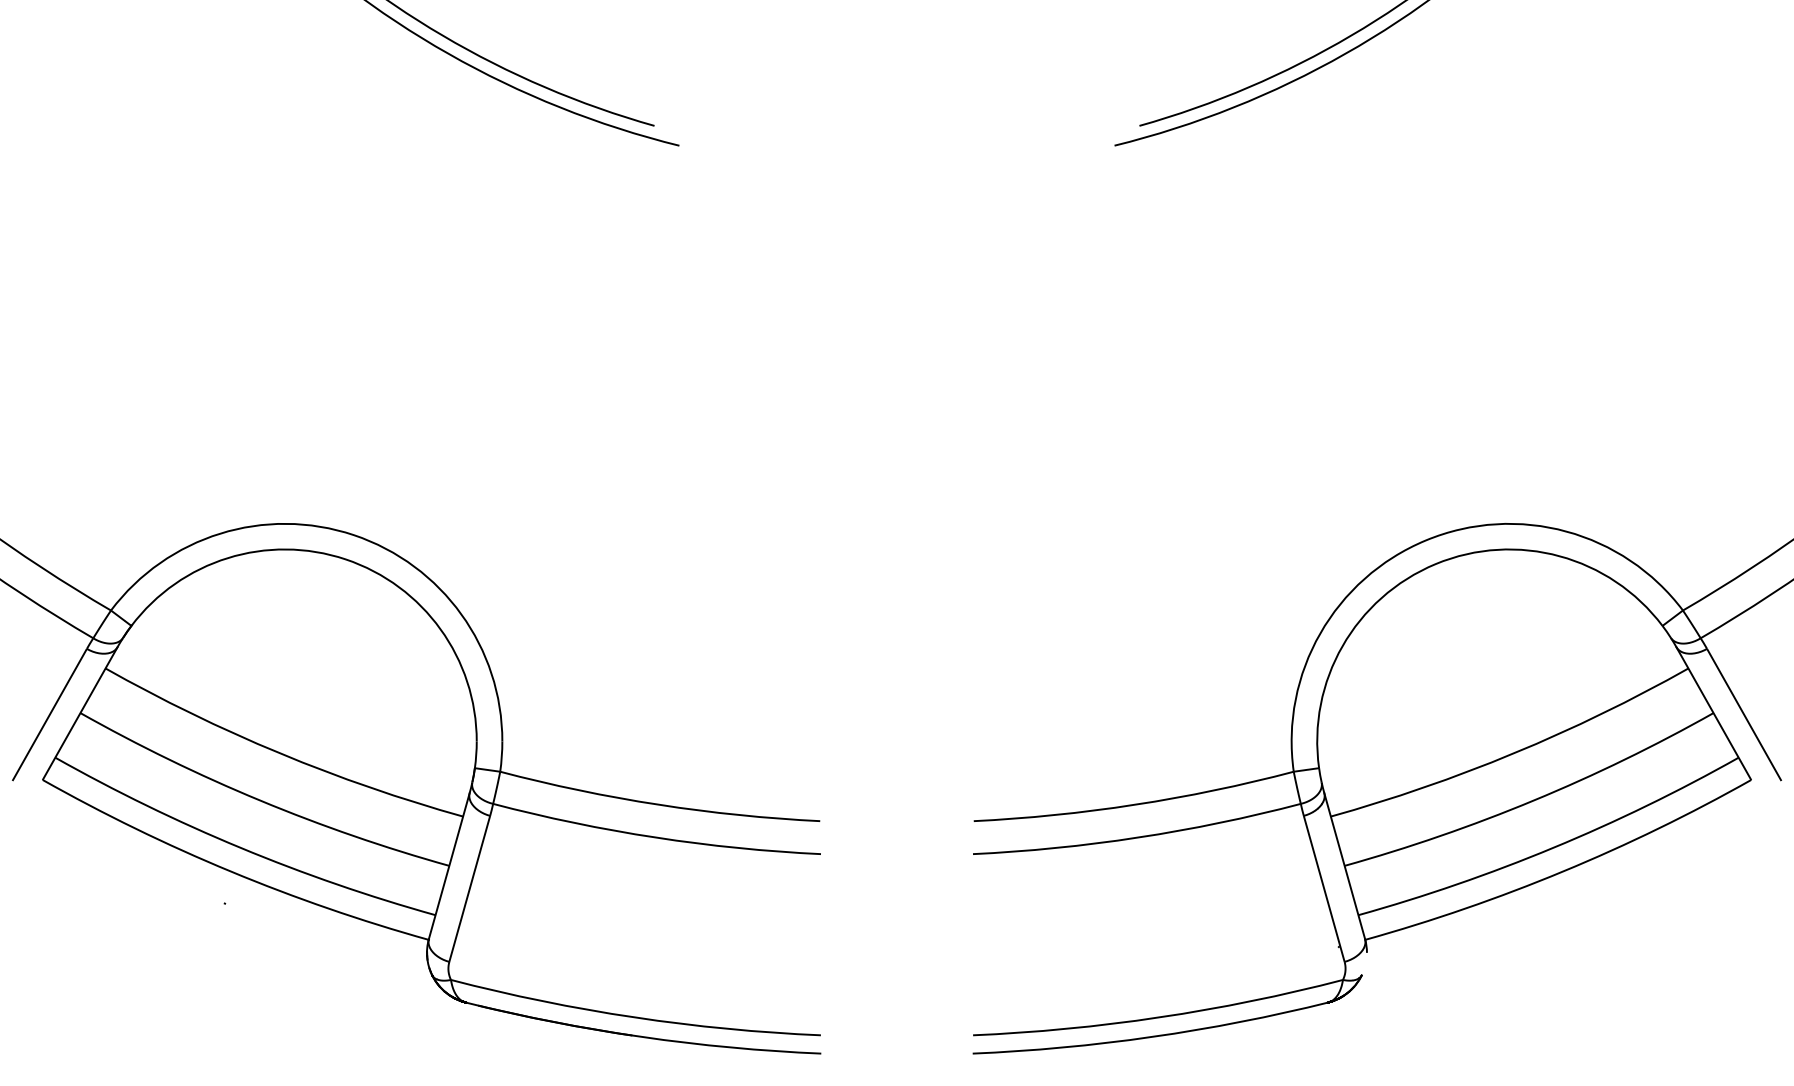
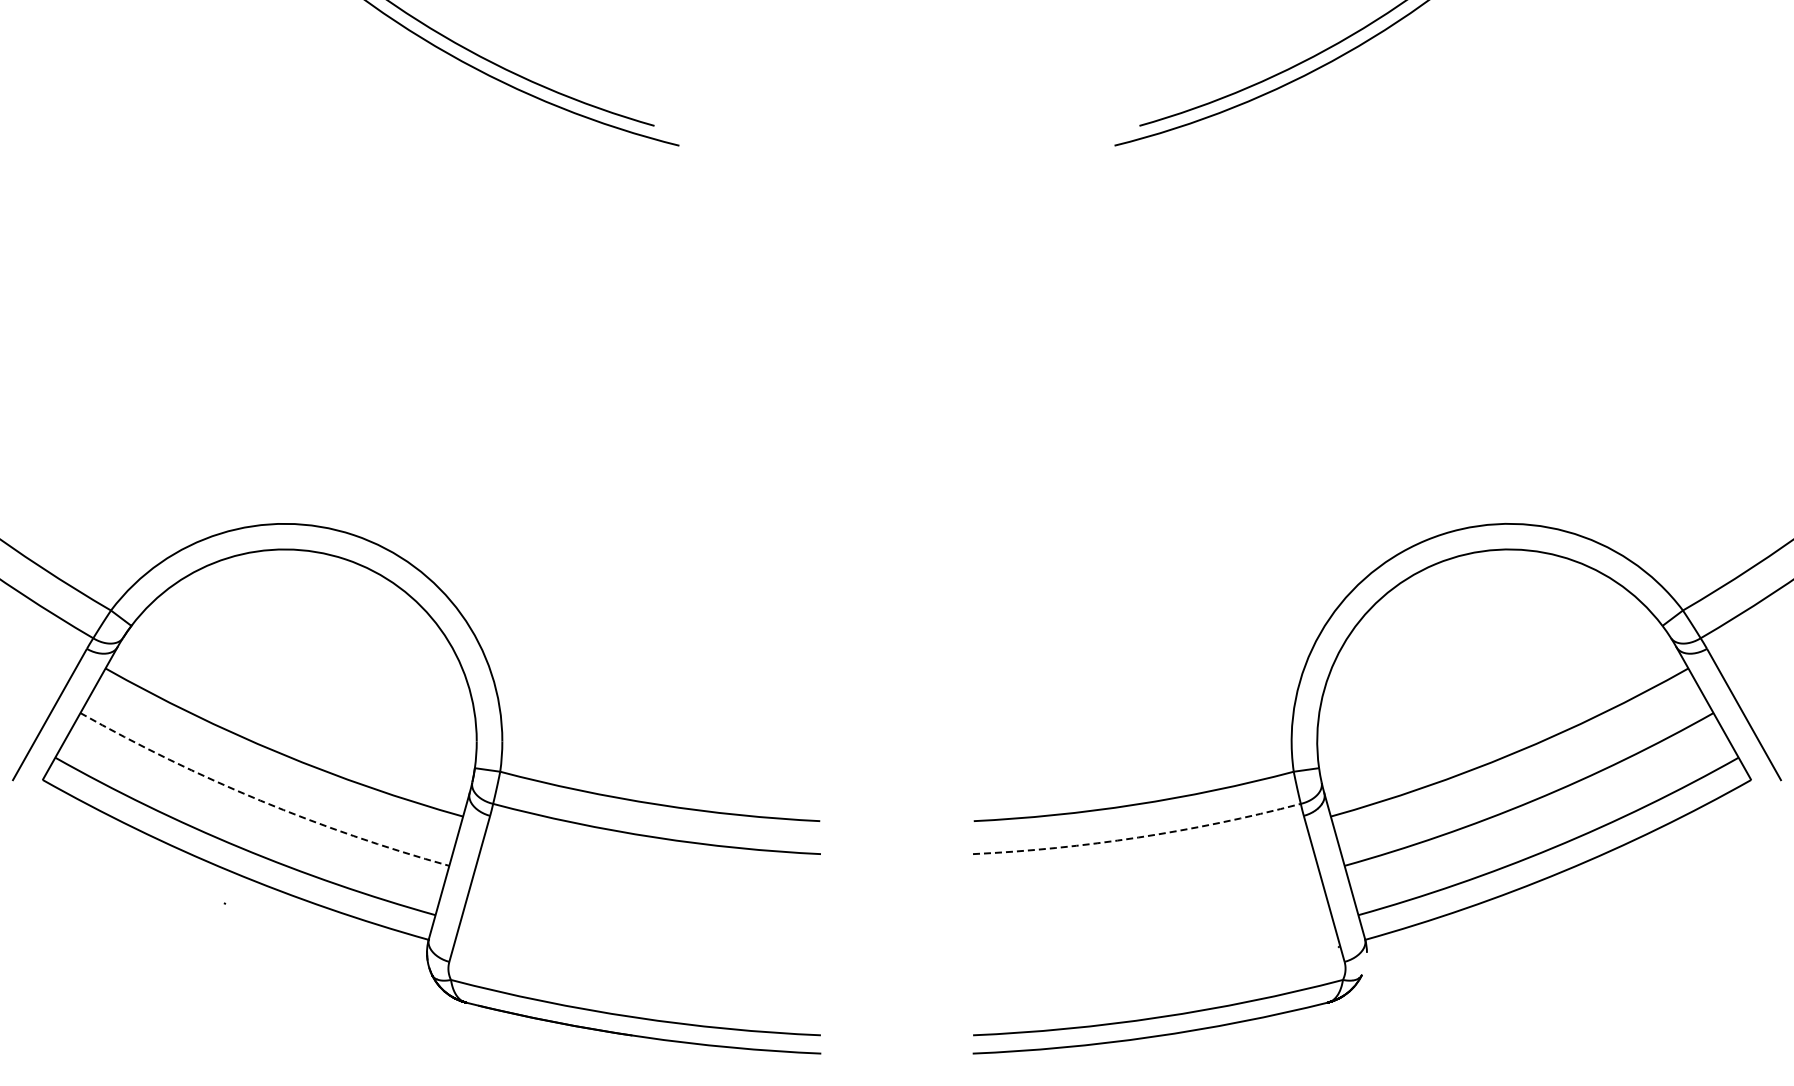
arc: solid -> dashed (260, 800)
arc: solid -> dashed (1138, 837)
